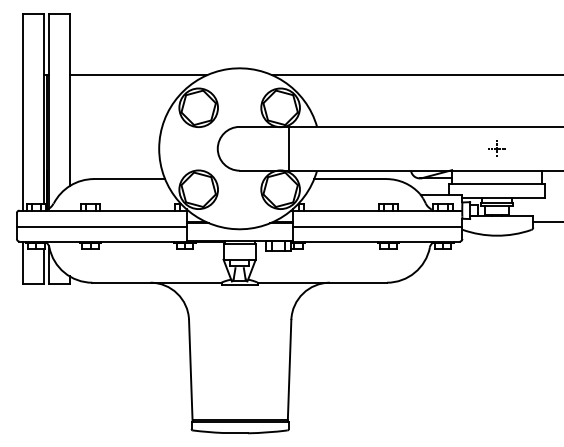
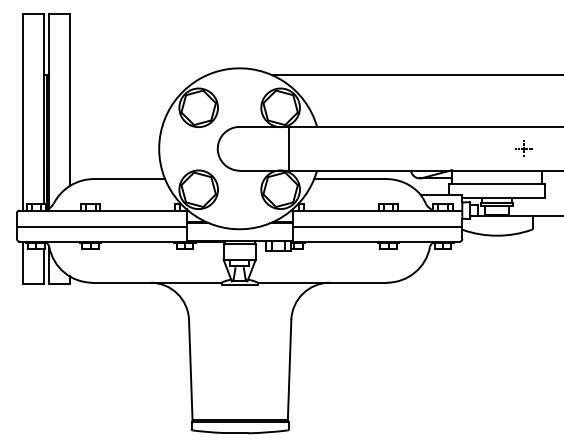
line: present -> none (138, 75)
part position: (496, 148) -> (523, 148) (523, 148)
line position: (546, 222) -> (546, 216) (546, 216)
